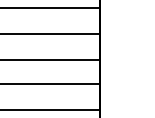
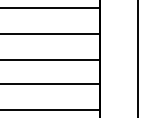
line: none -> present (137, 58)
